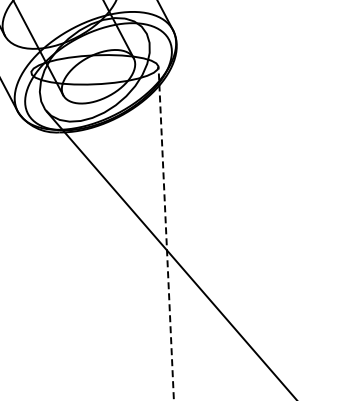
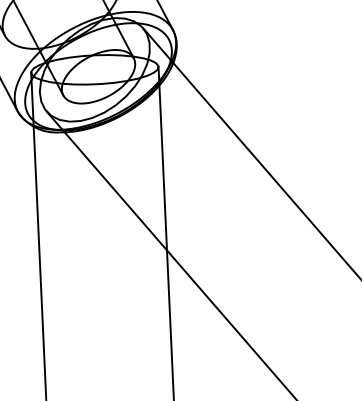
line: none -> present (250, 152)
line: dashed -> solid (166, 233)
line: none -> present (38, 234)
